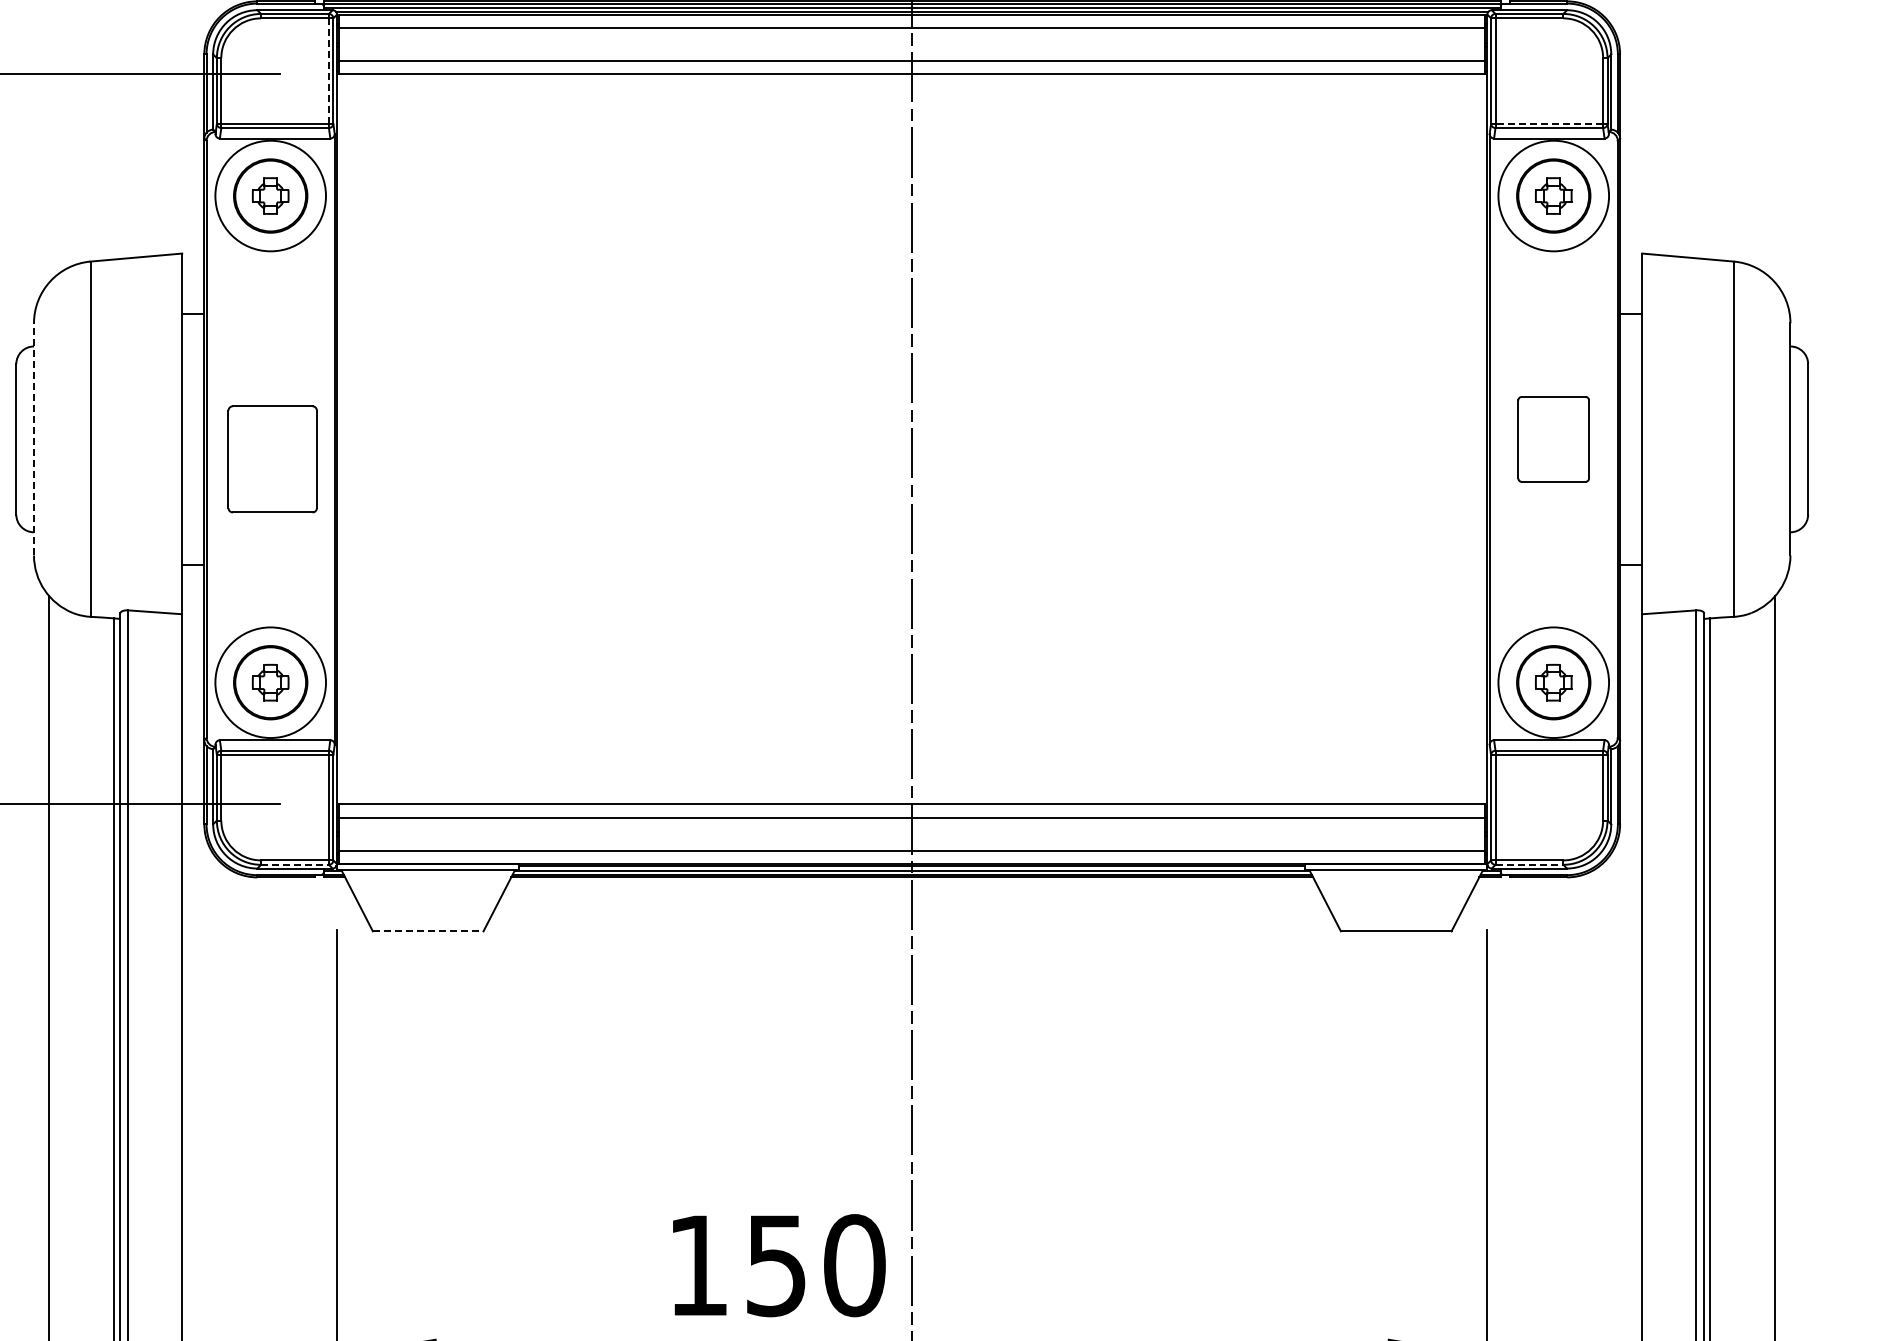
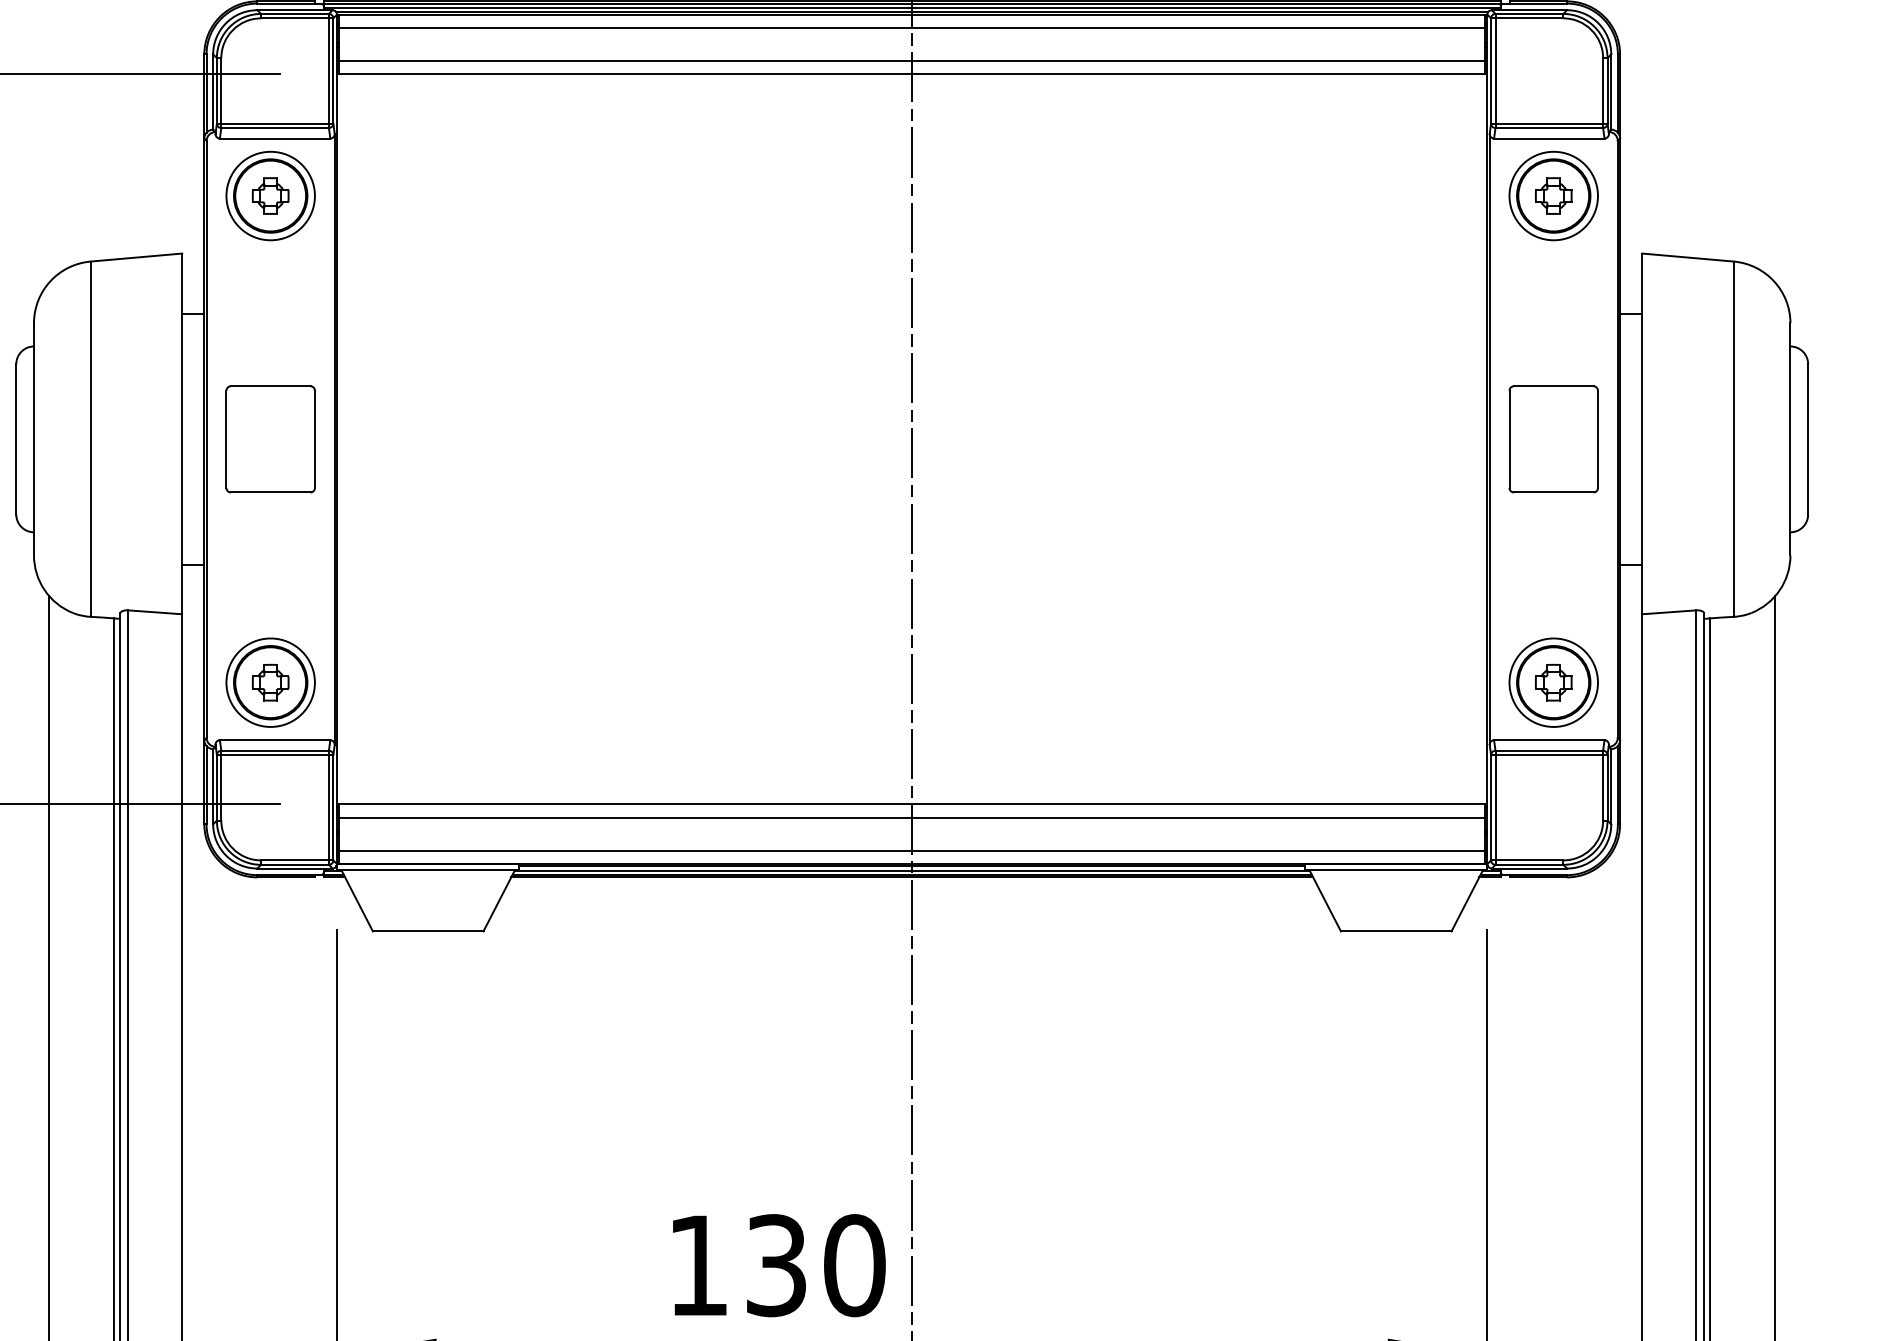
line: dashed -> solid (328, 71)
line: dashed -> solid (1549, 123)
circle diameter: 111 px -> 88 px (270, 195)
circle diameter: 111 px -> 88 px (1553, 195)
line: dashed -> solid (34, 438)
part size: 73x87 px -> 91x109 px (1553, 439)
part position: (272, 459) -> (270, 439) (270, 439)
circle diameter: 111 px -> 88 px (270, 682)
circle diameter: 111 px -> 88 px (1553, 682)
line: dashed -> solid (295, 864)
line: dashed -> solid (1529, 864)
line: dashed -> solid (428, 931)
text: 150 -> 130 (776, 1265)
